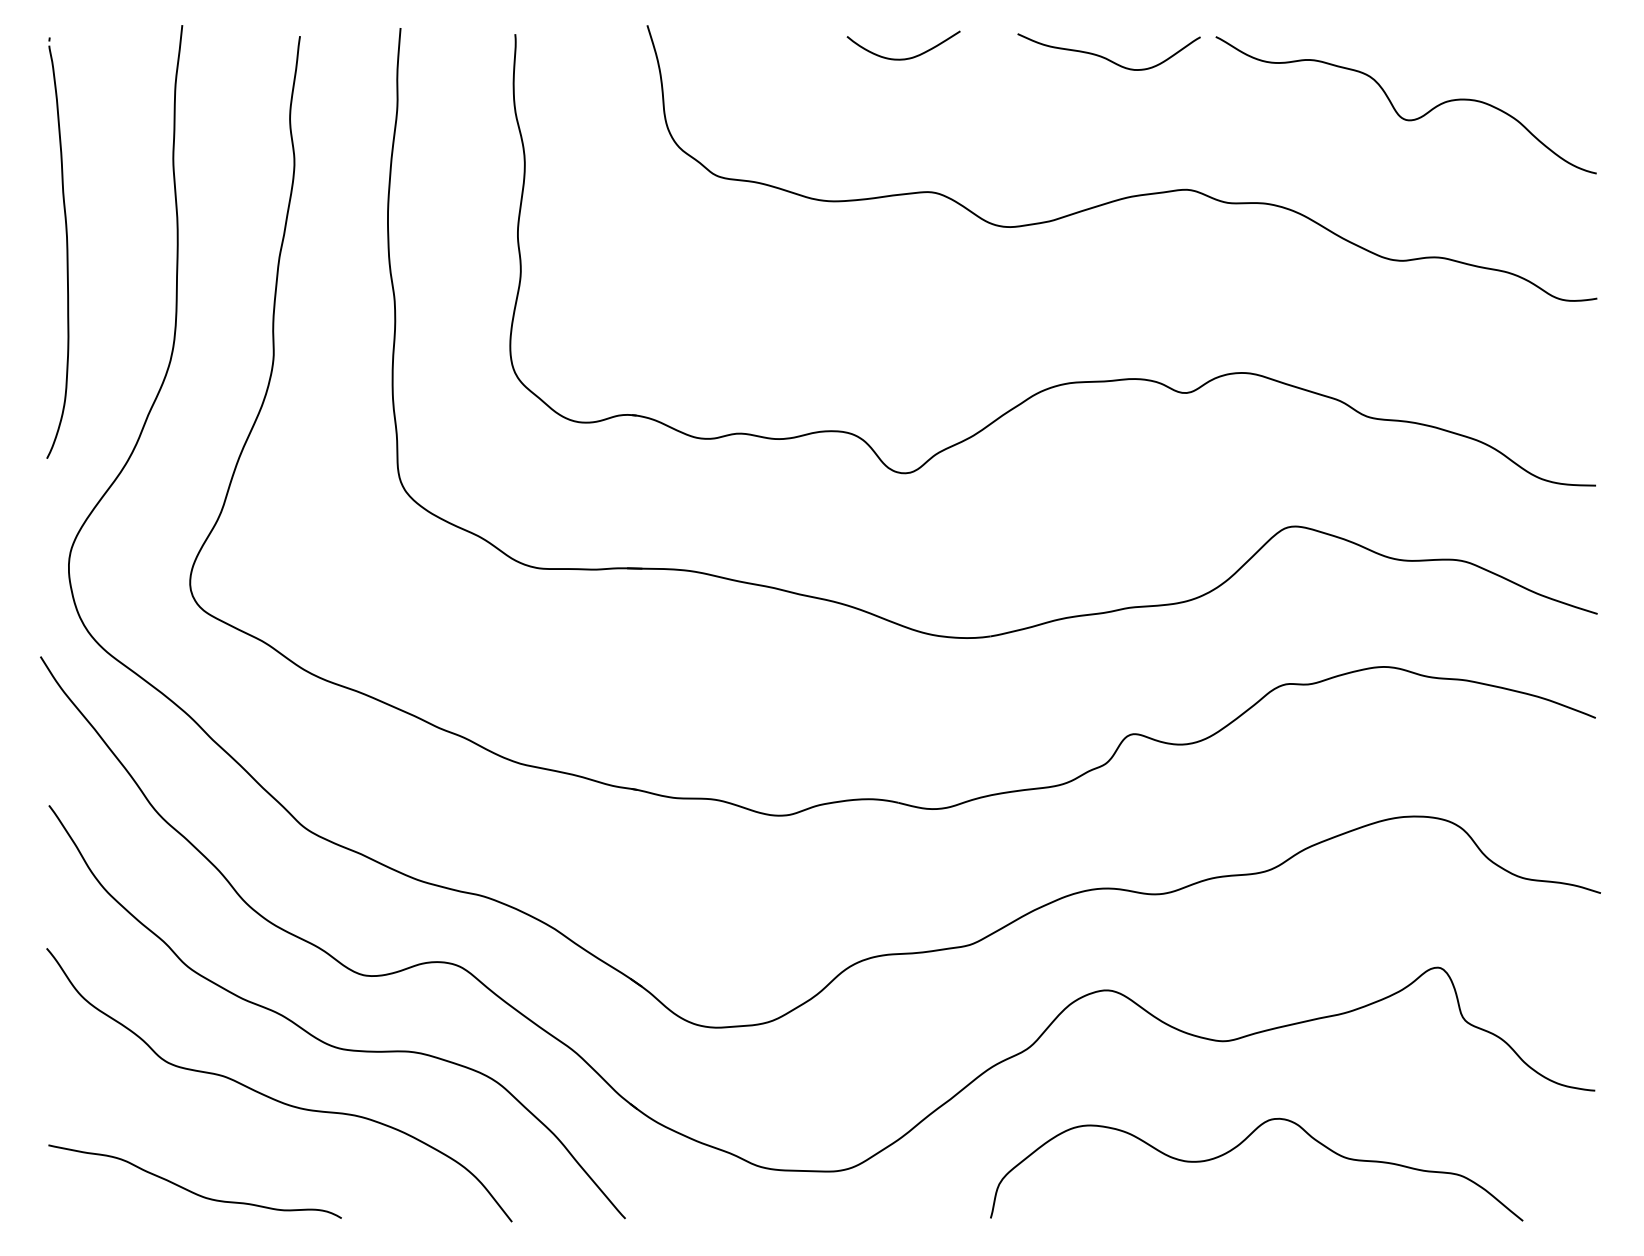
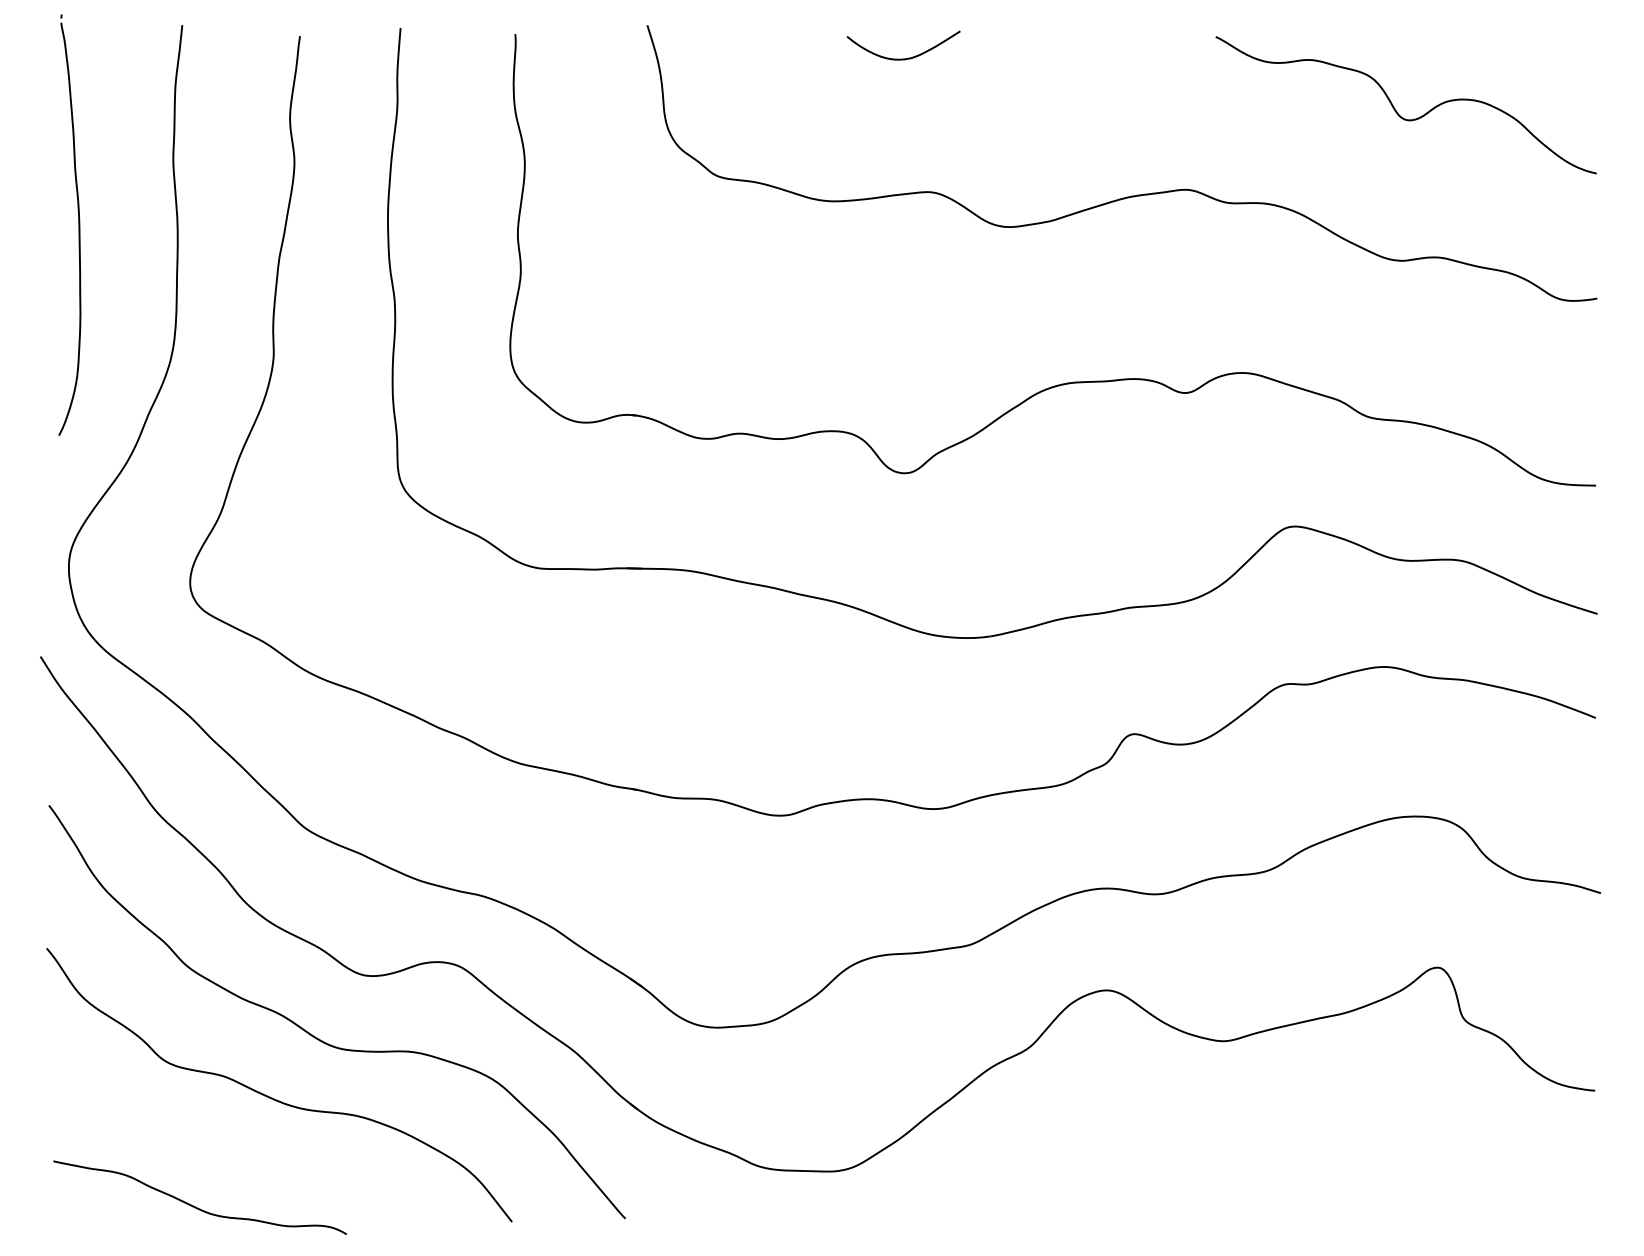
curve: present -> none (1106, 57)
part position: (66, 247) -> (78, 224) (78, 224)
curve: present -> none (1237, 1147)
curve position: (190, 1190) -> (195, 1206) (195, 1206)
